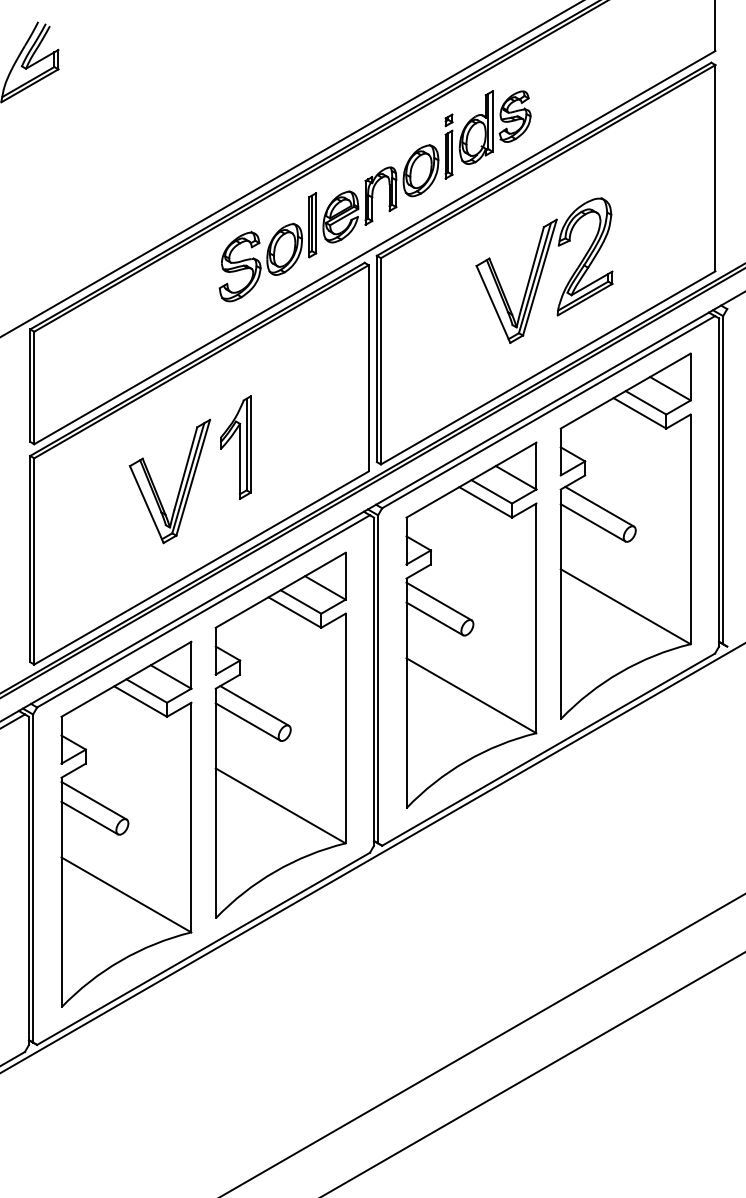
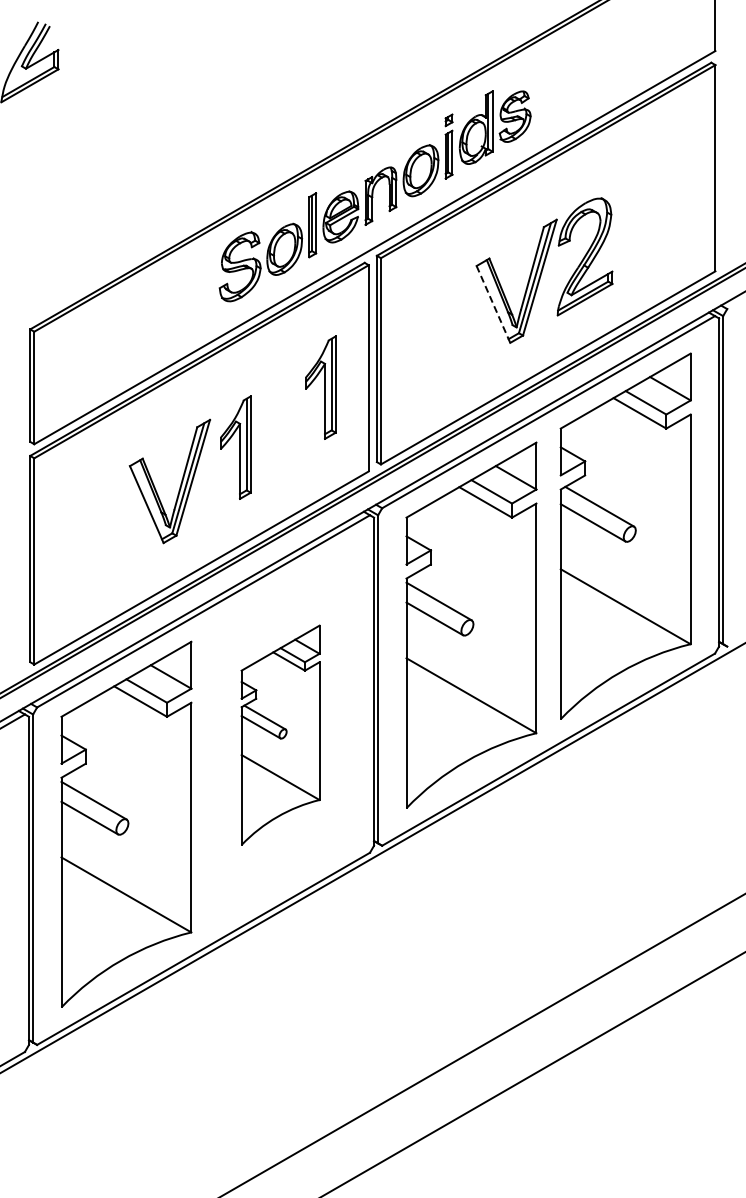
line: present -> none (291, 168)
line: solid -> dashed (493, 304)
part: none -> present (320, 387)
part size: 133x368 px -> 81x222 px (280, 734)
